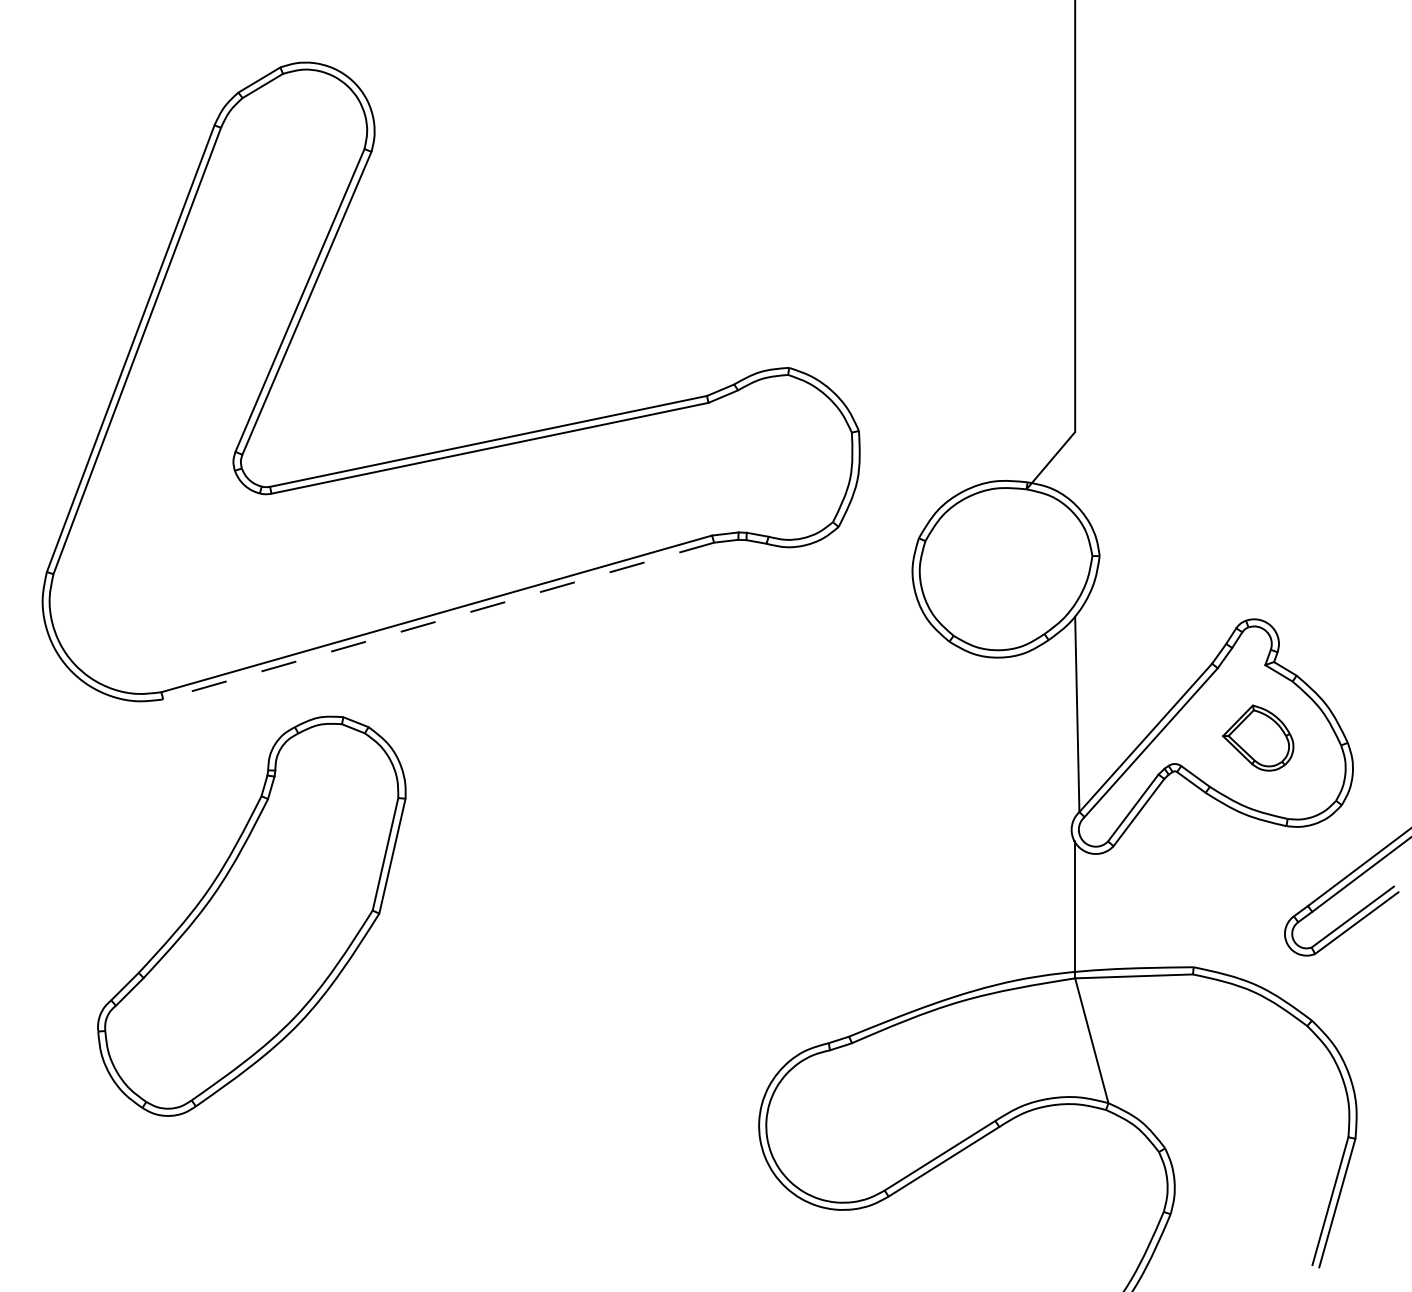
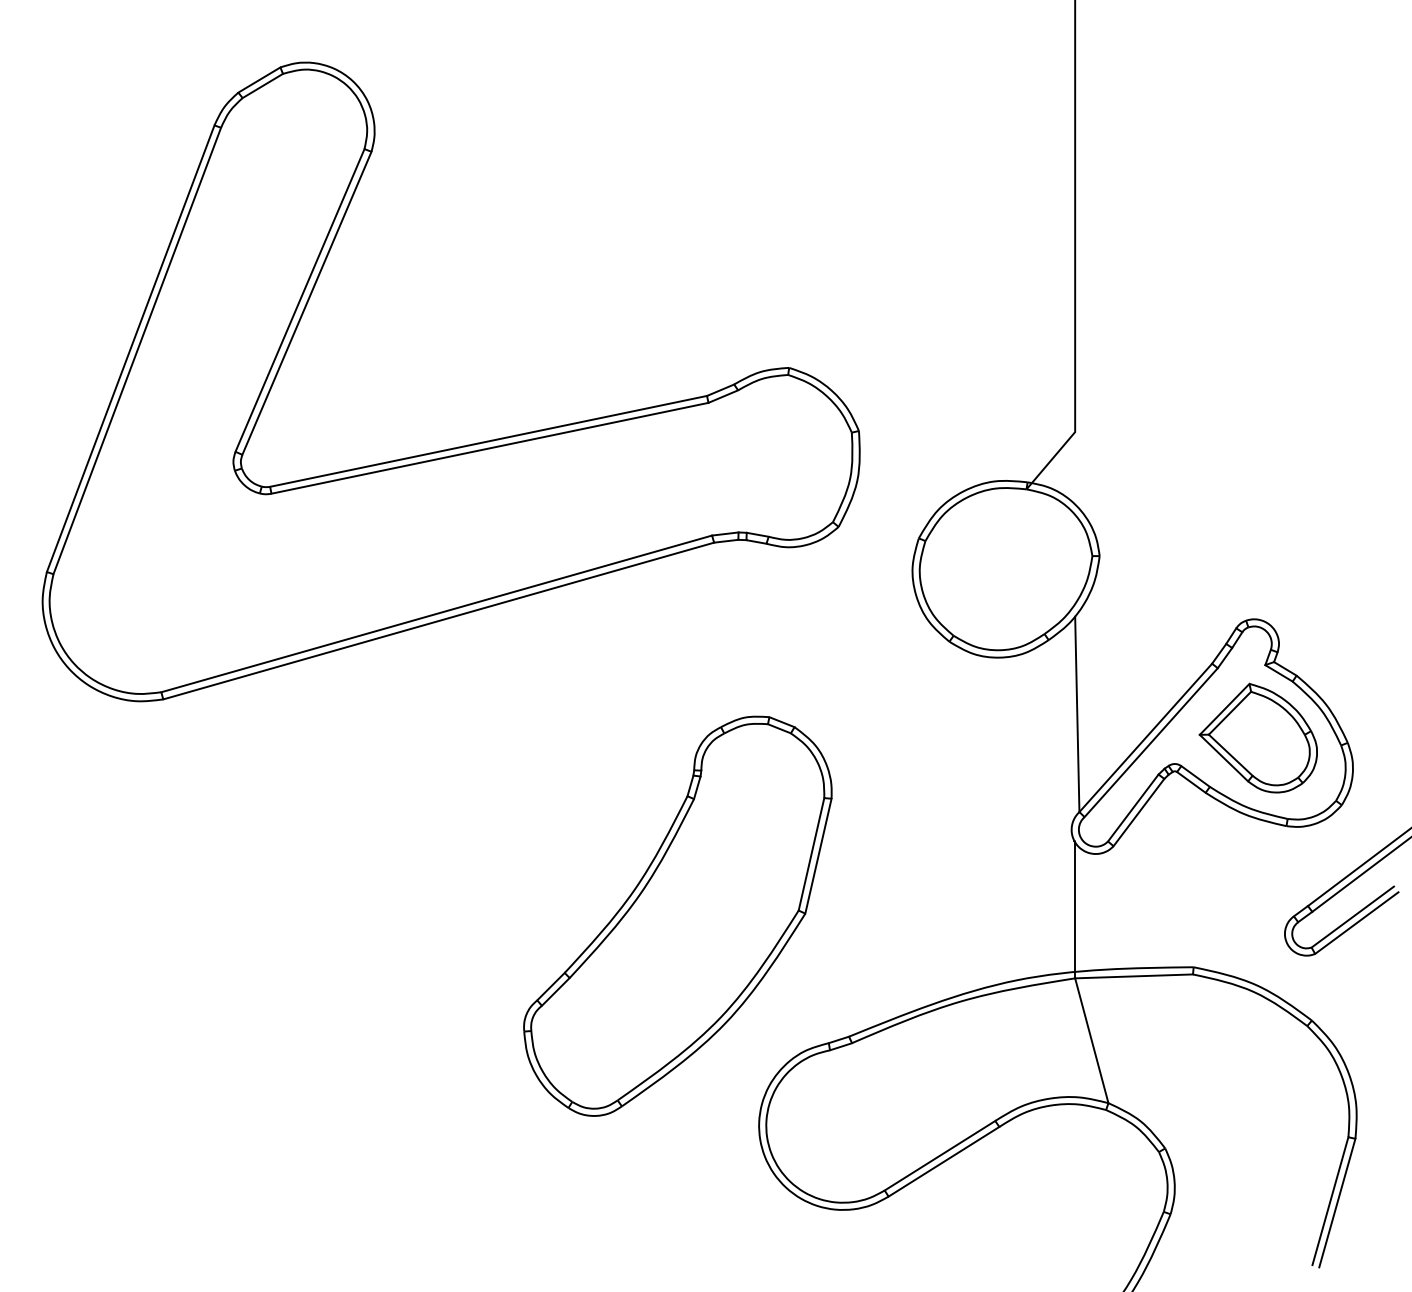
line: dashed -> solid (438, 621)
part size: 73x68 px -> 120x112 px (1257, 737)
part position: (251, 915) -> (677, 915) (677, 915)
